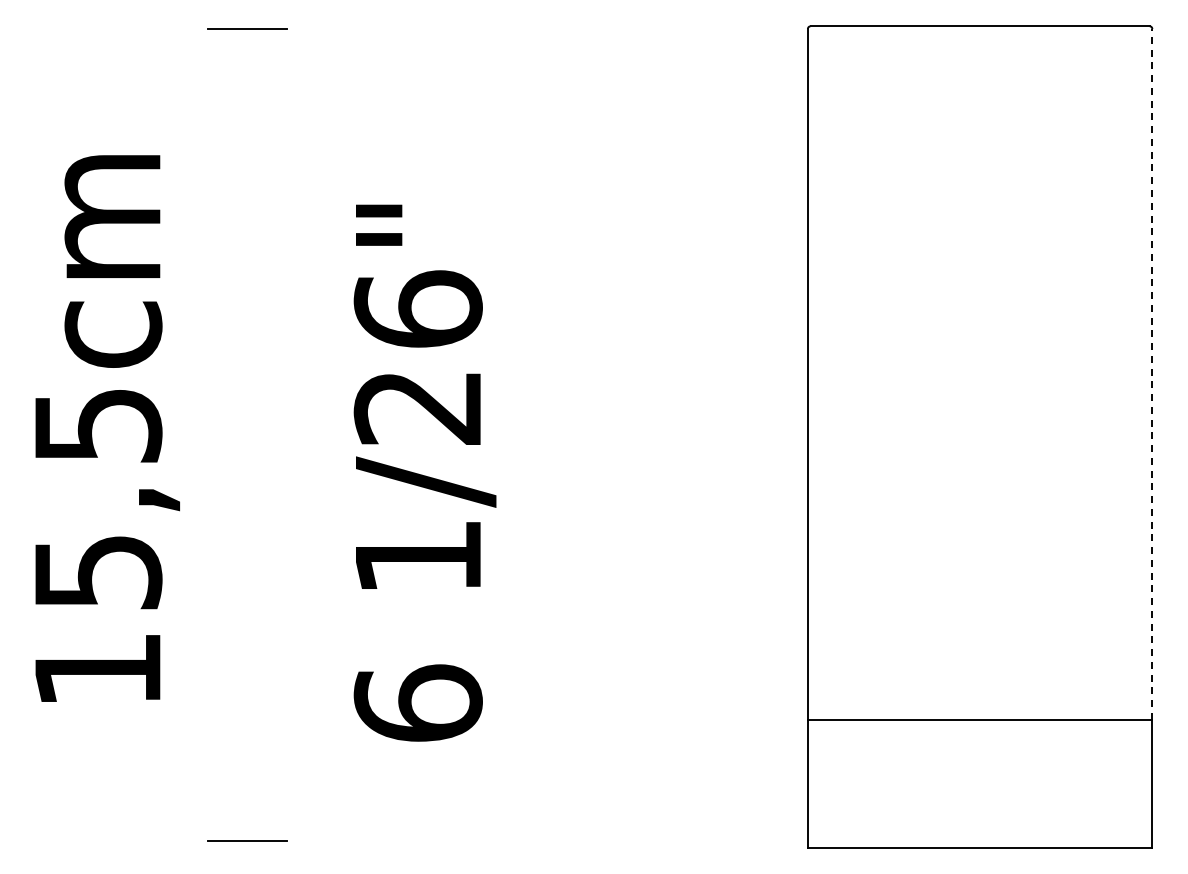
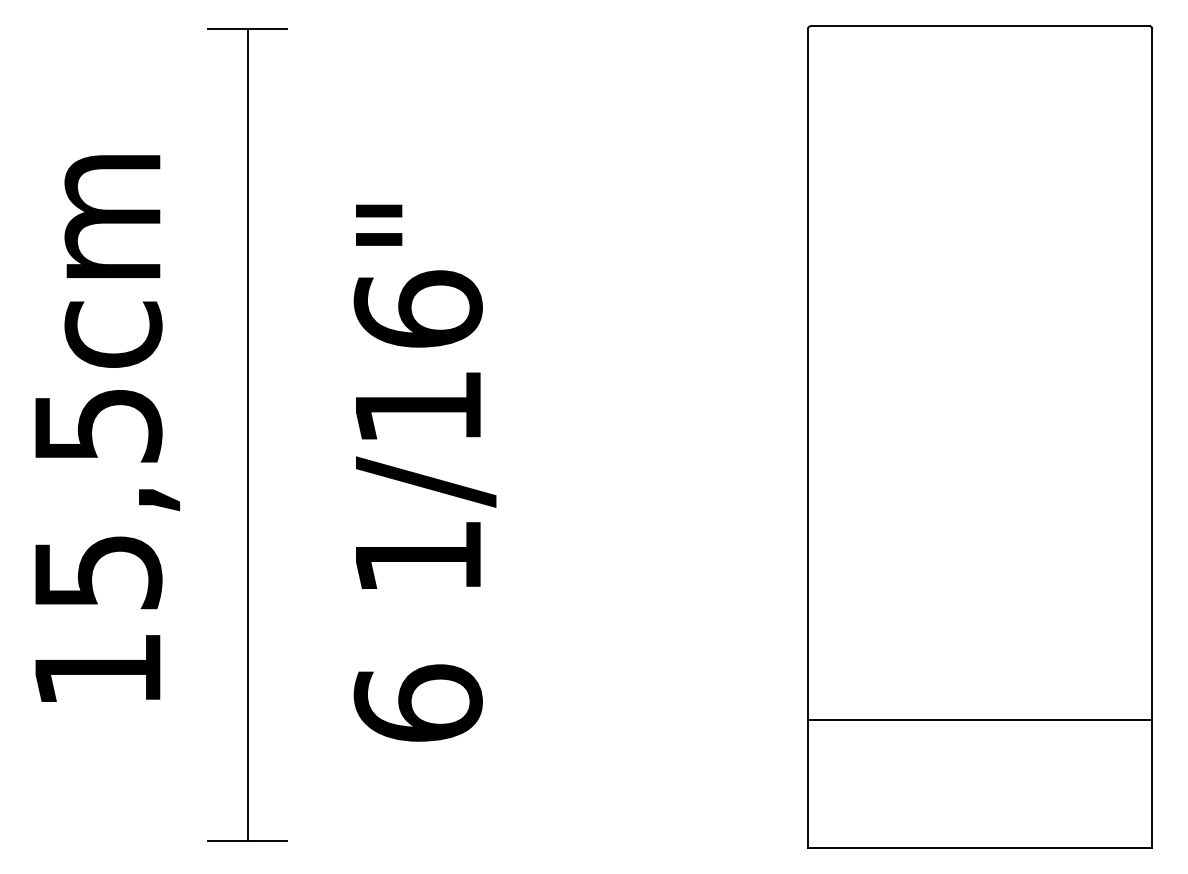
line: dashed -> solid (1152, 373)
text: 1/26" -> 1/16" (416, 408)
line: none -> present (247, 434)
